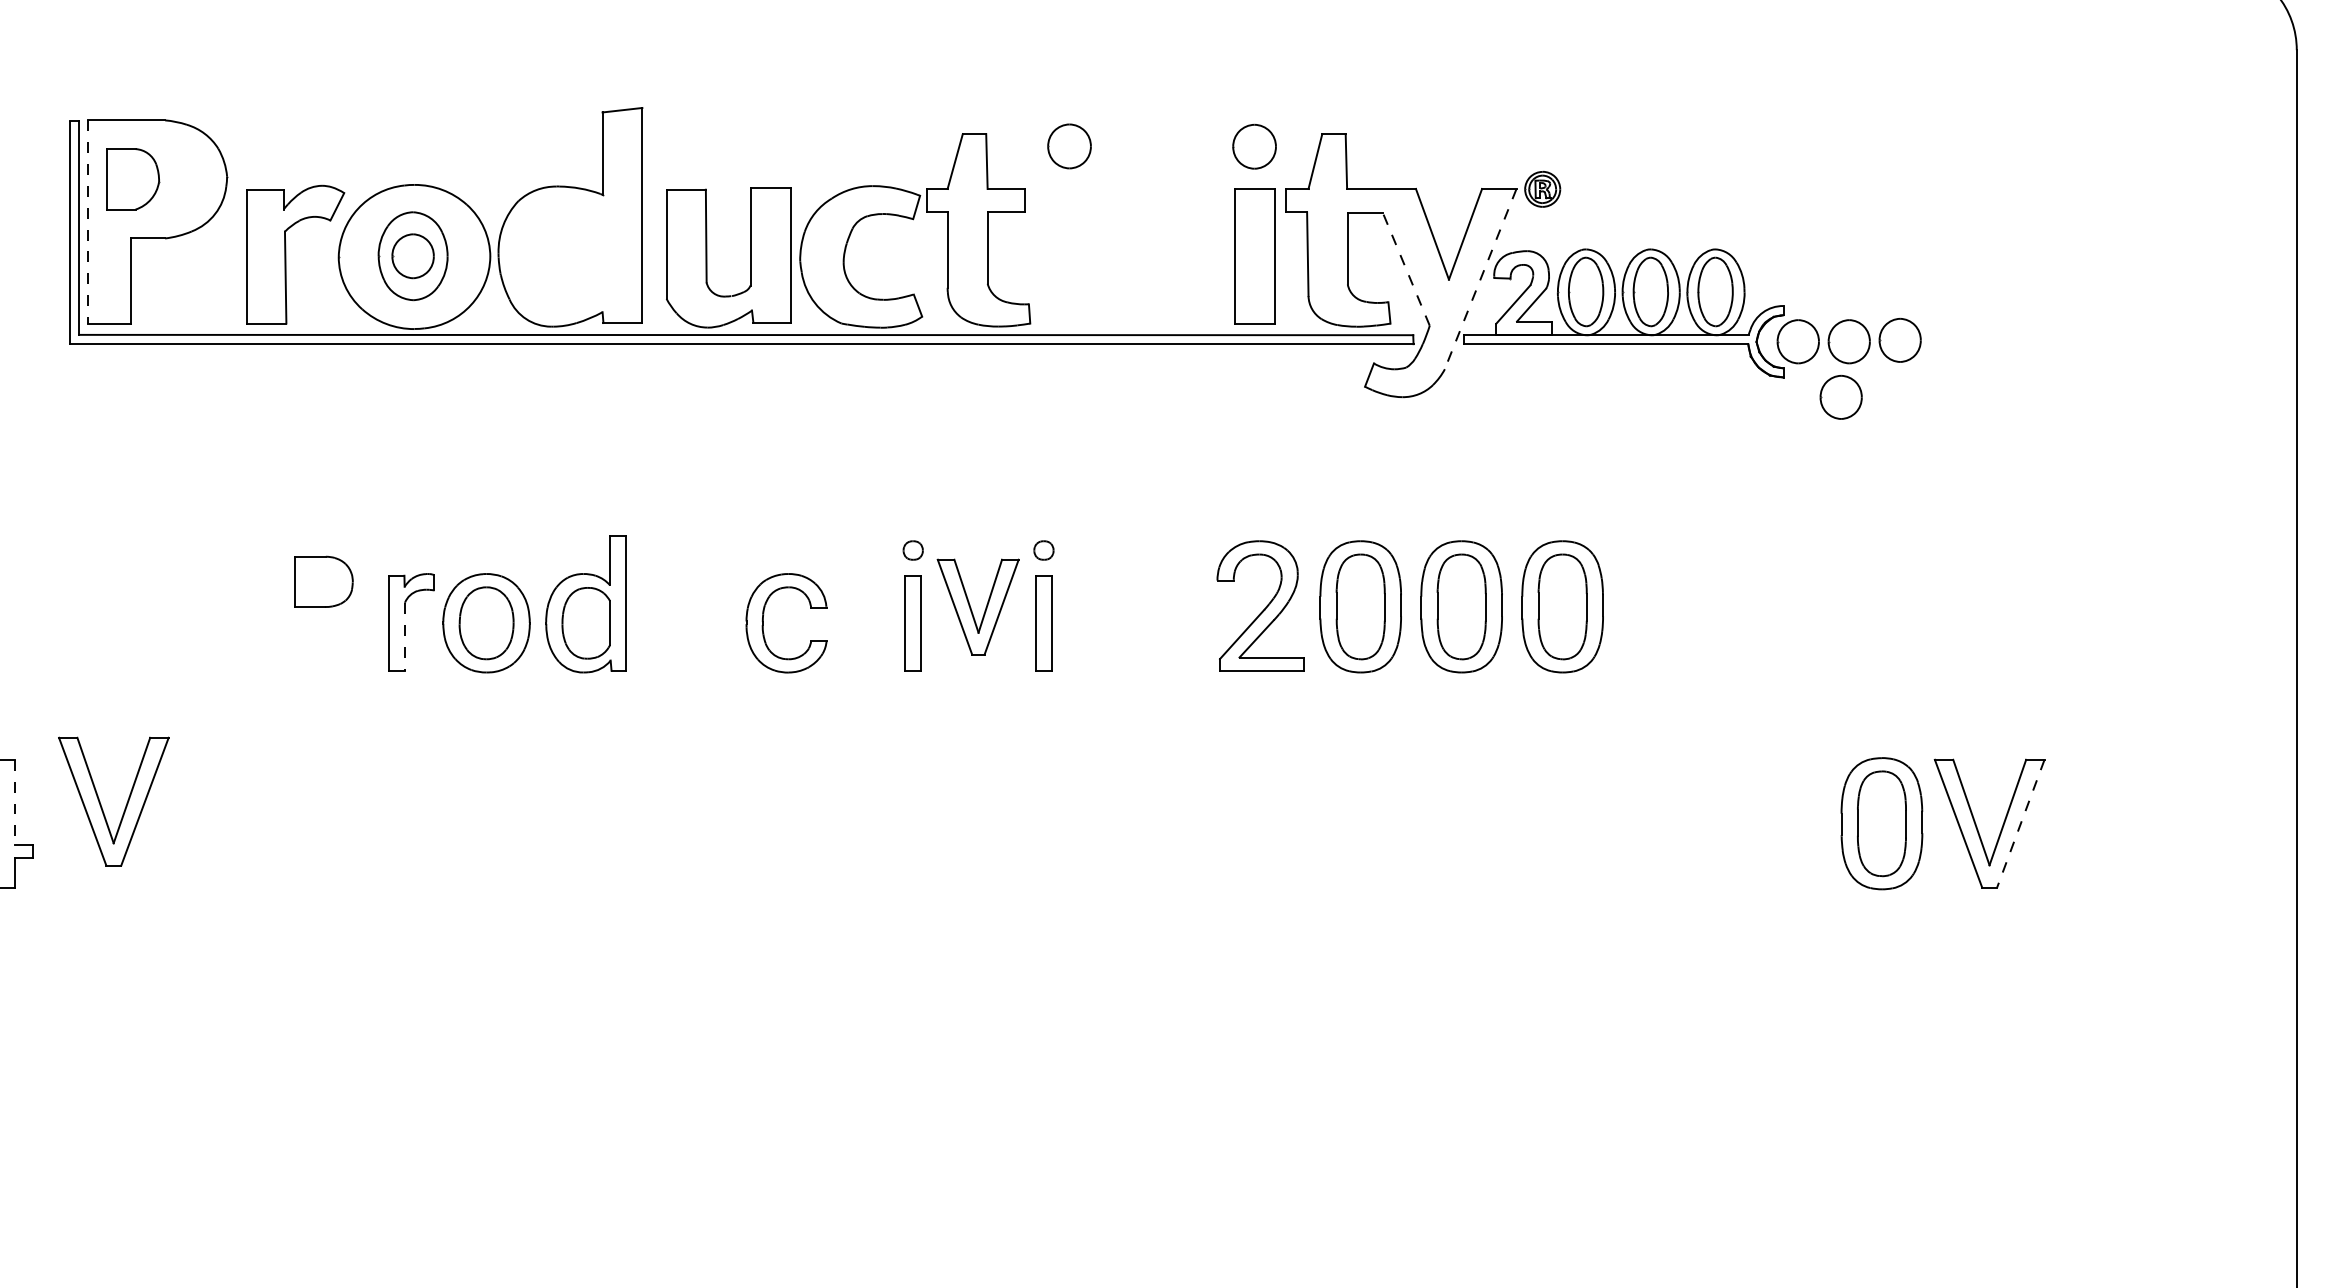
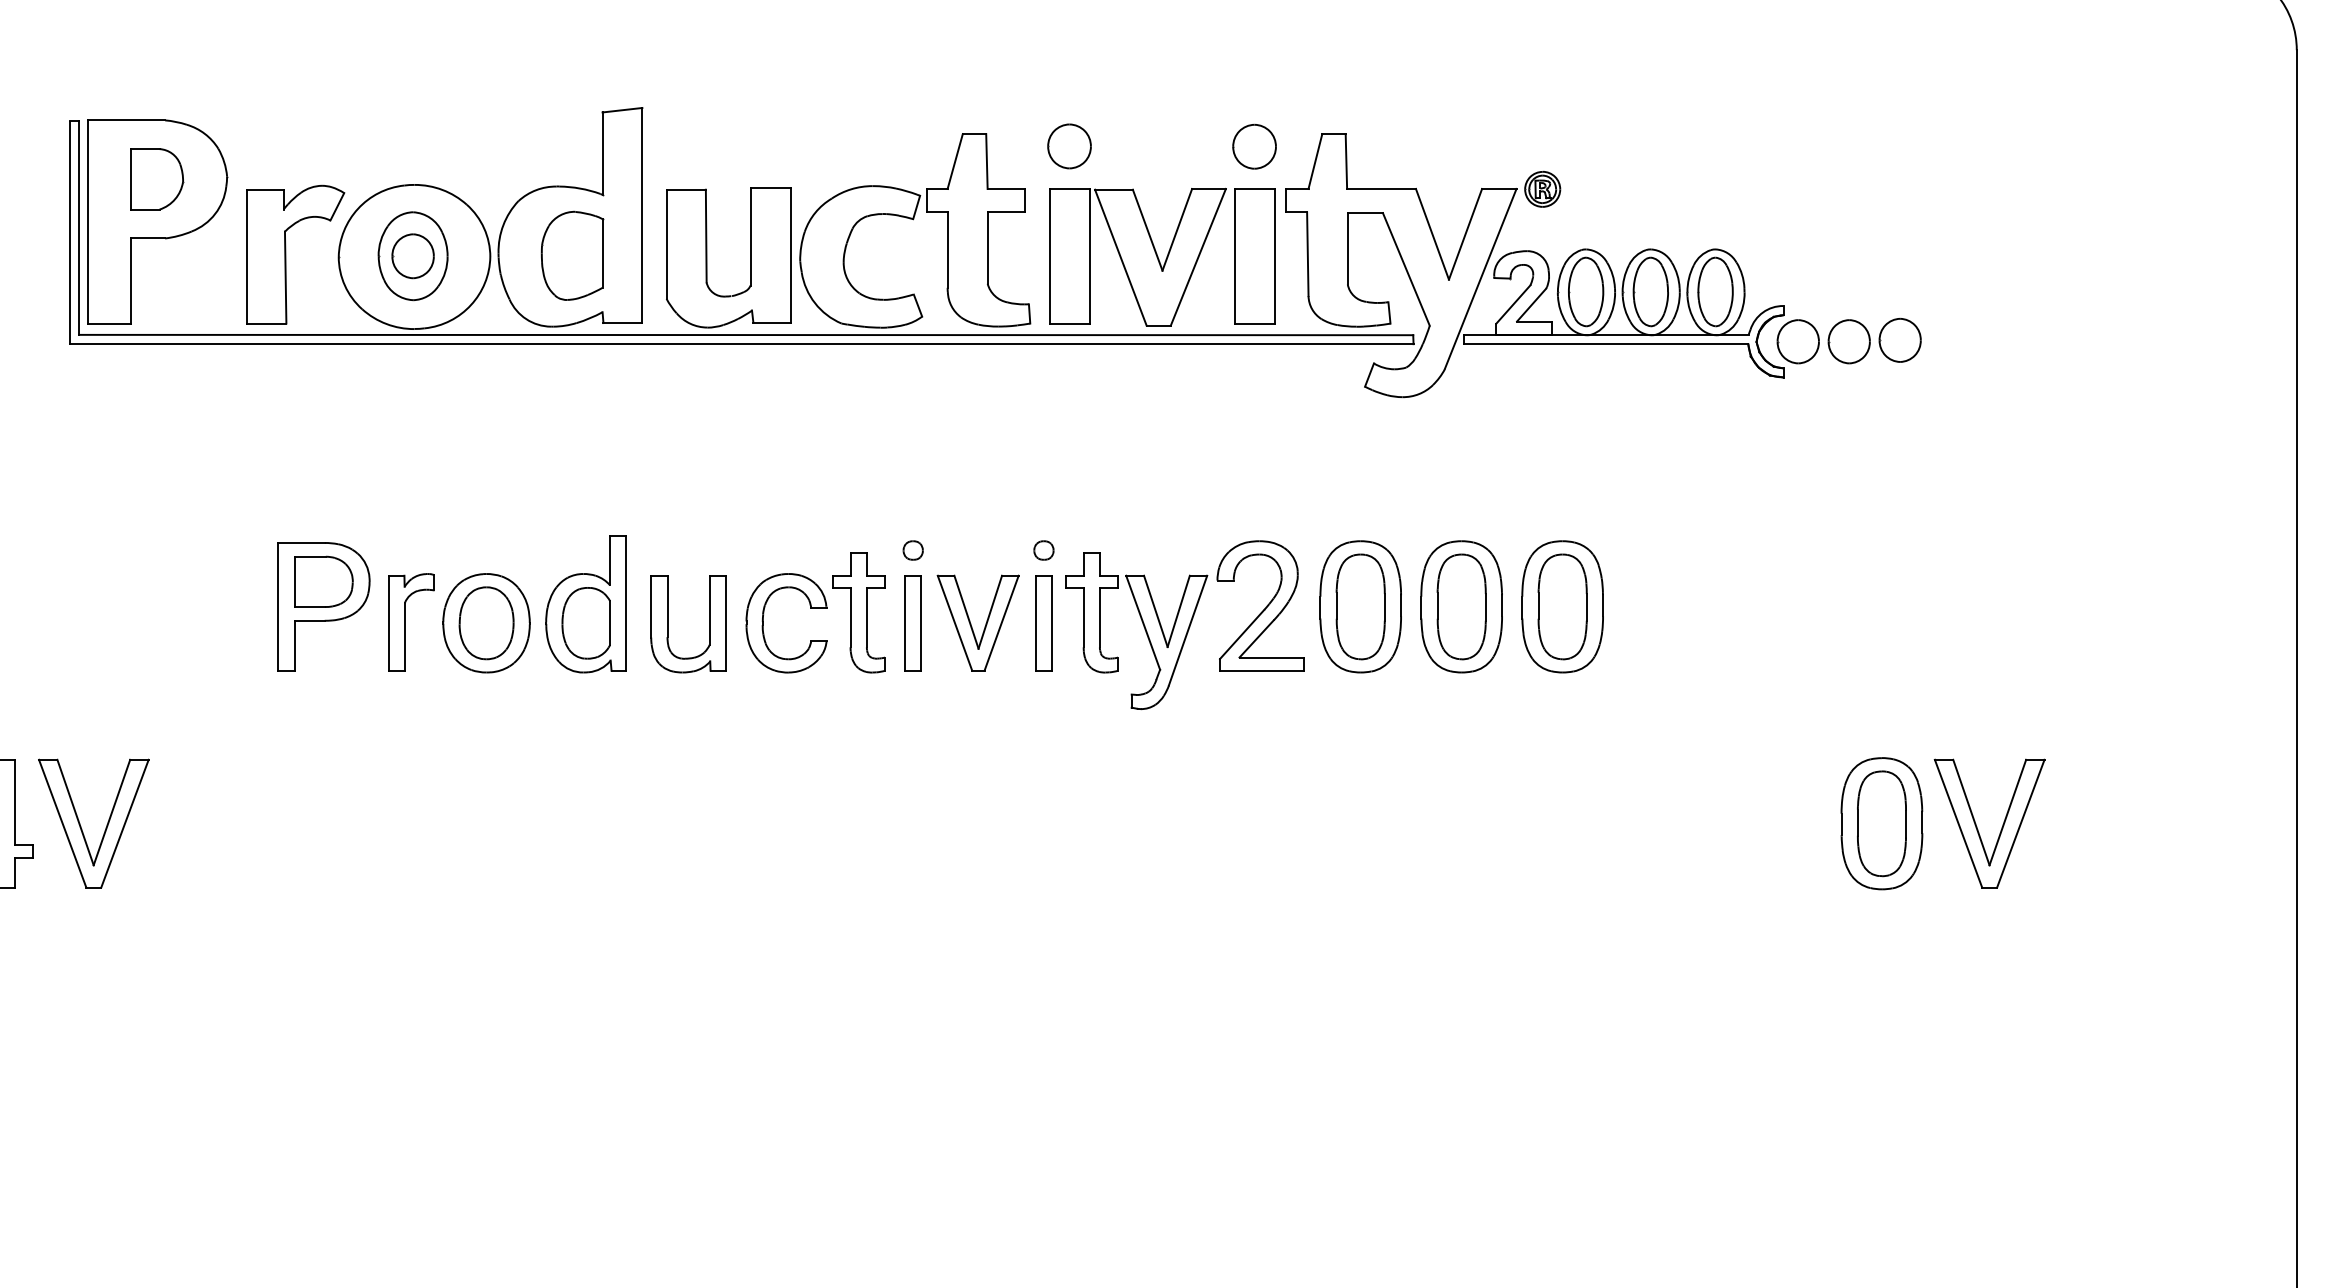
part position: (133, 179) -> (157, 179) (157, 179)
line: dashed -> solid (88, 221)
part: none -> present (572, 255)
part: none -> present (1137, 257)
line: dashed -> solid (1406, 269)
line: dashed -> solid (1480, 278)
part: present -> none (1840, 396)
part: none -> present (323, 606)
part position: (971, 607) -> (971, 623) (971, 623)
part: none -> present (858, 612)
part: none -> present (668, 624)
part: none -> present (1143, 627)
line: dashed -> solid (404, 637)
line: dashed -> solid (14, 802)
part position: (101, 804) -> (81, 826) (81, 826)
line: dashed -> solid (2020, 824)
